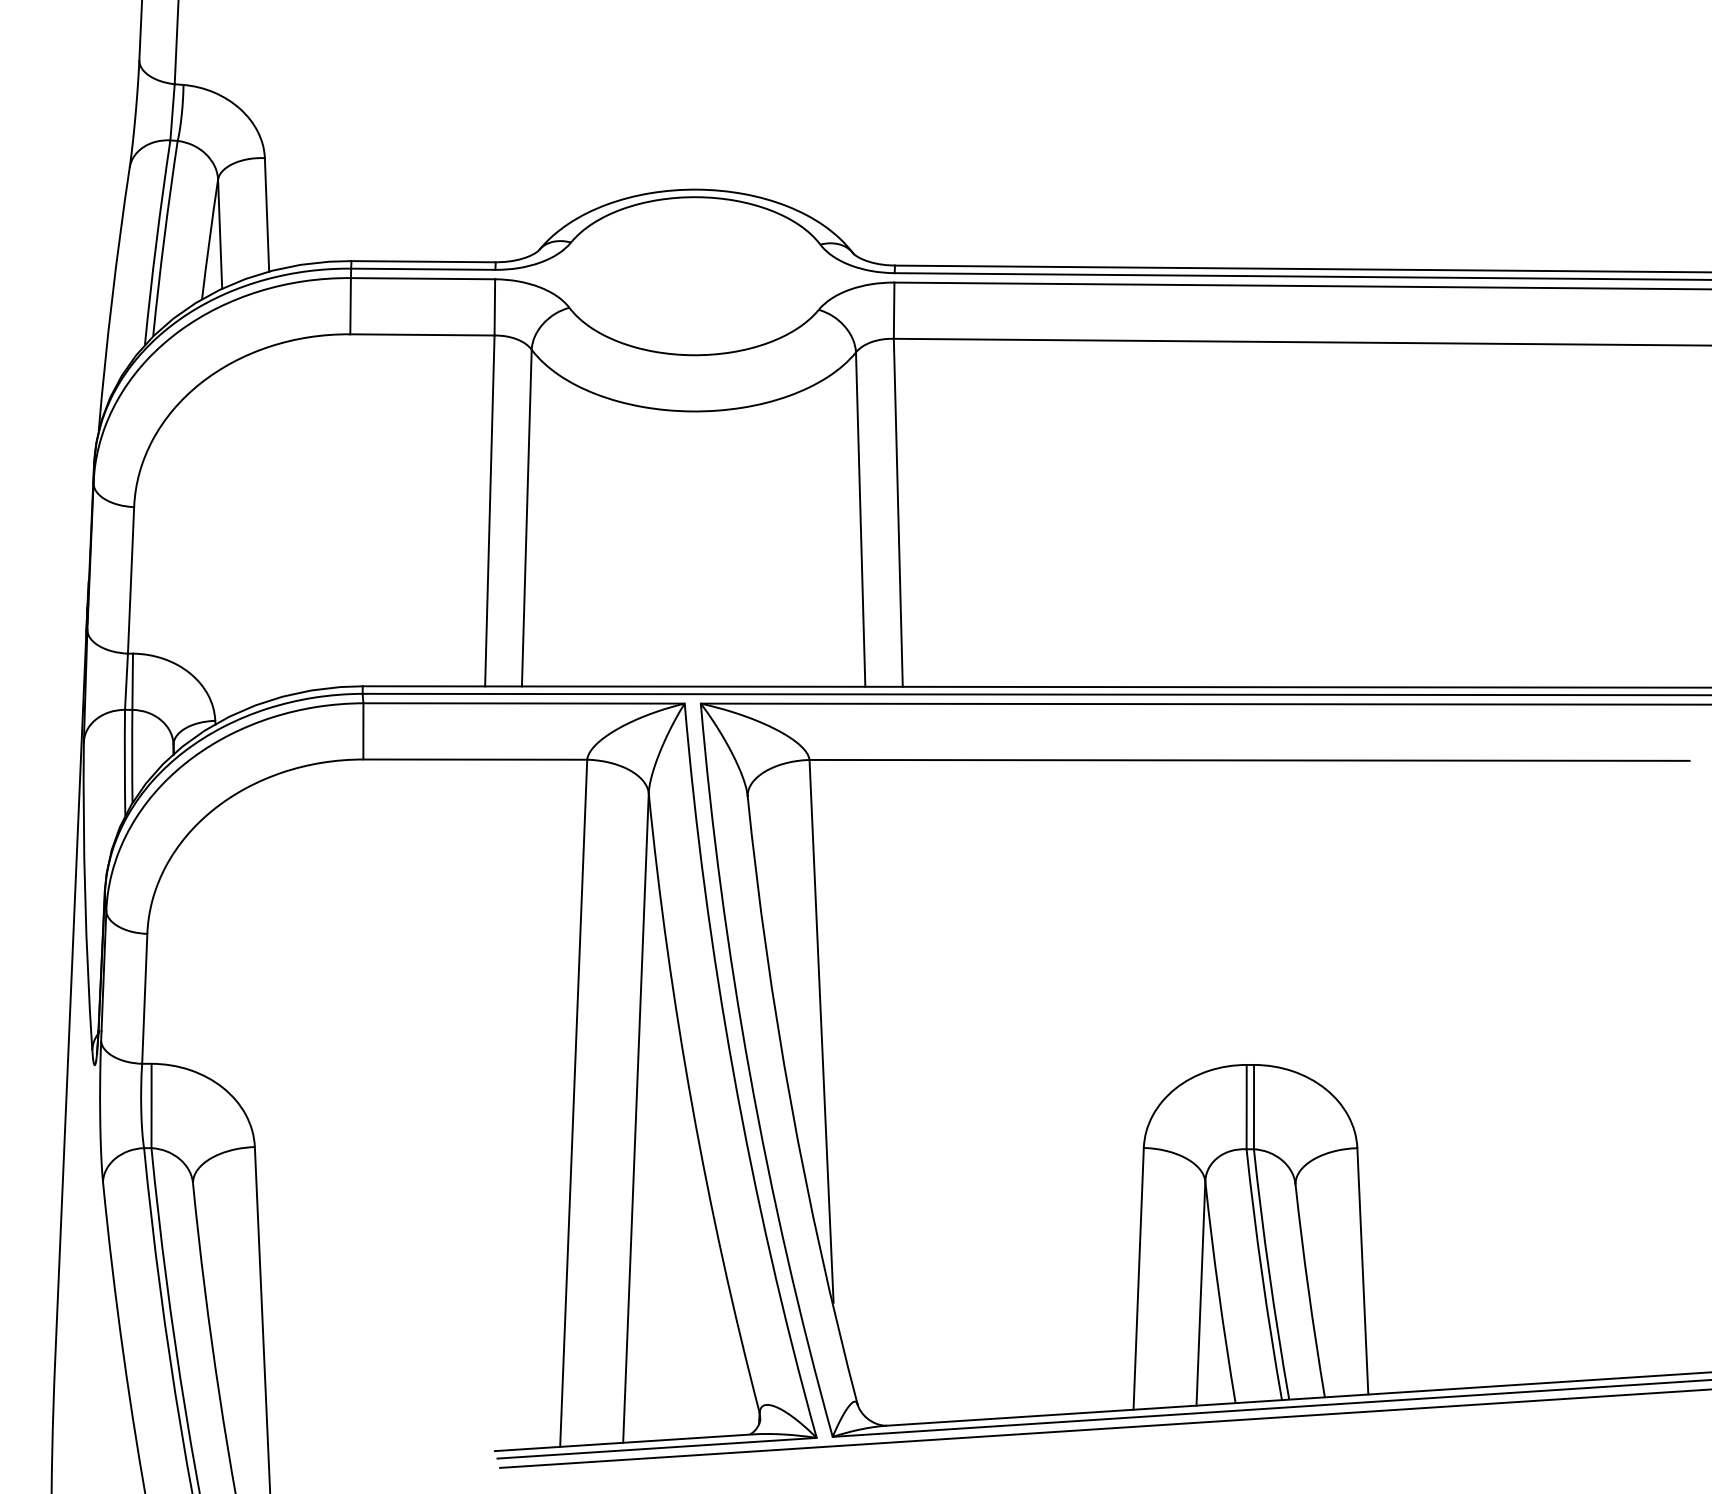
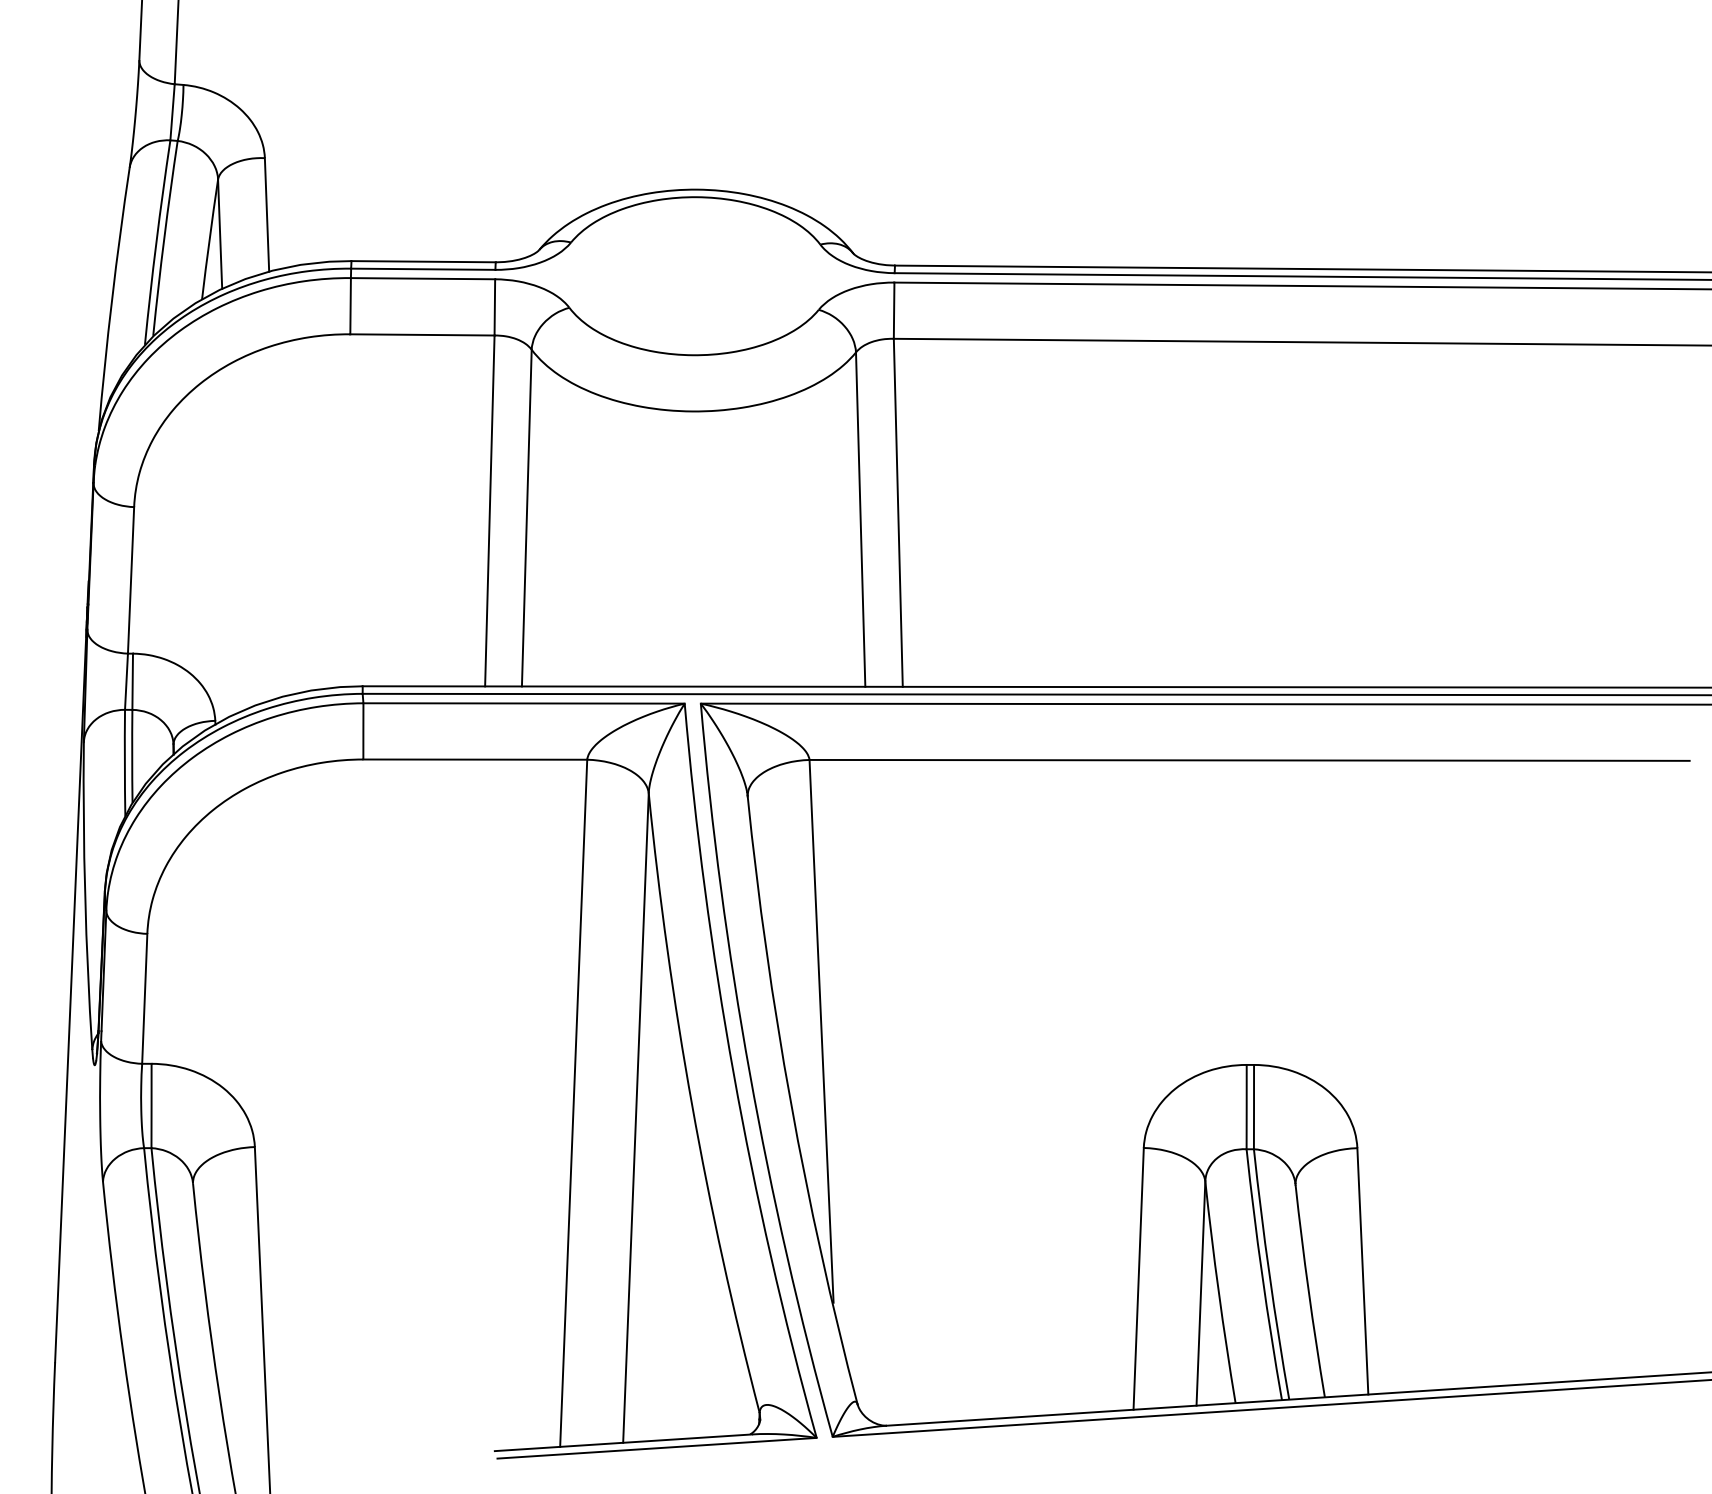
line: present -> none (1104, 1428)
